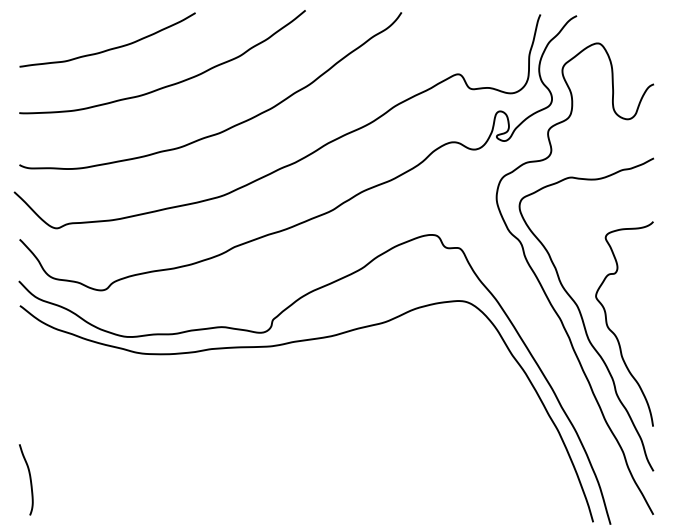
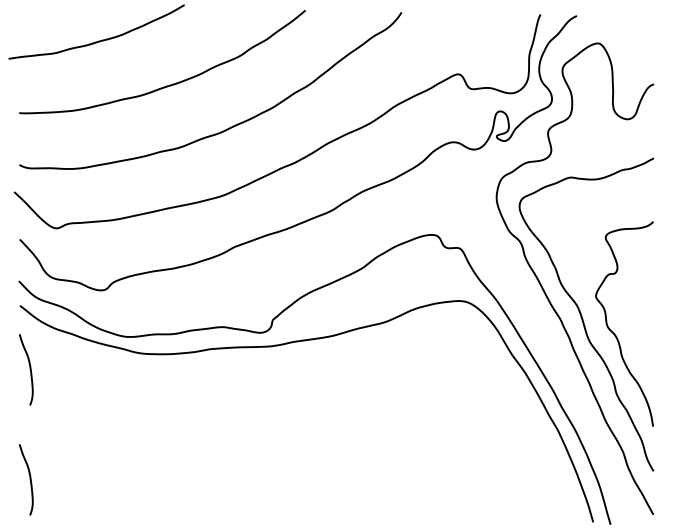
curve position: (109, 48) -> (98, 40) (98, 40)
curve: none -> present (29, 369)
